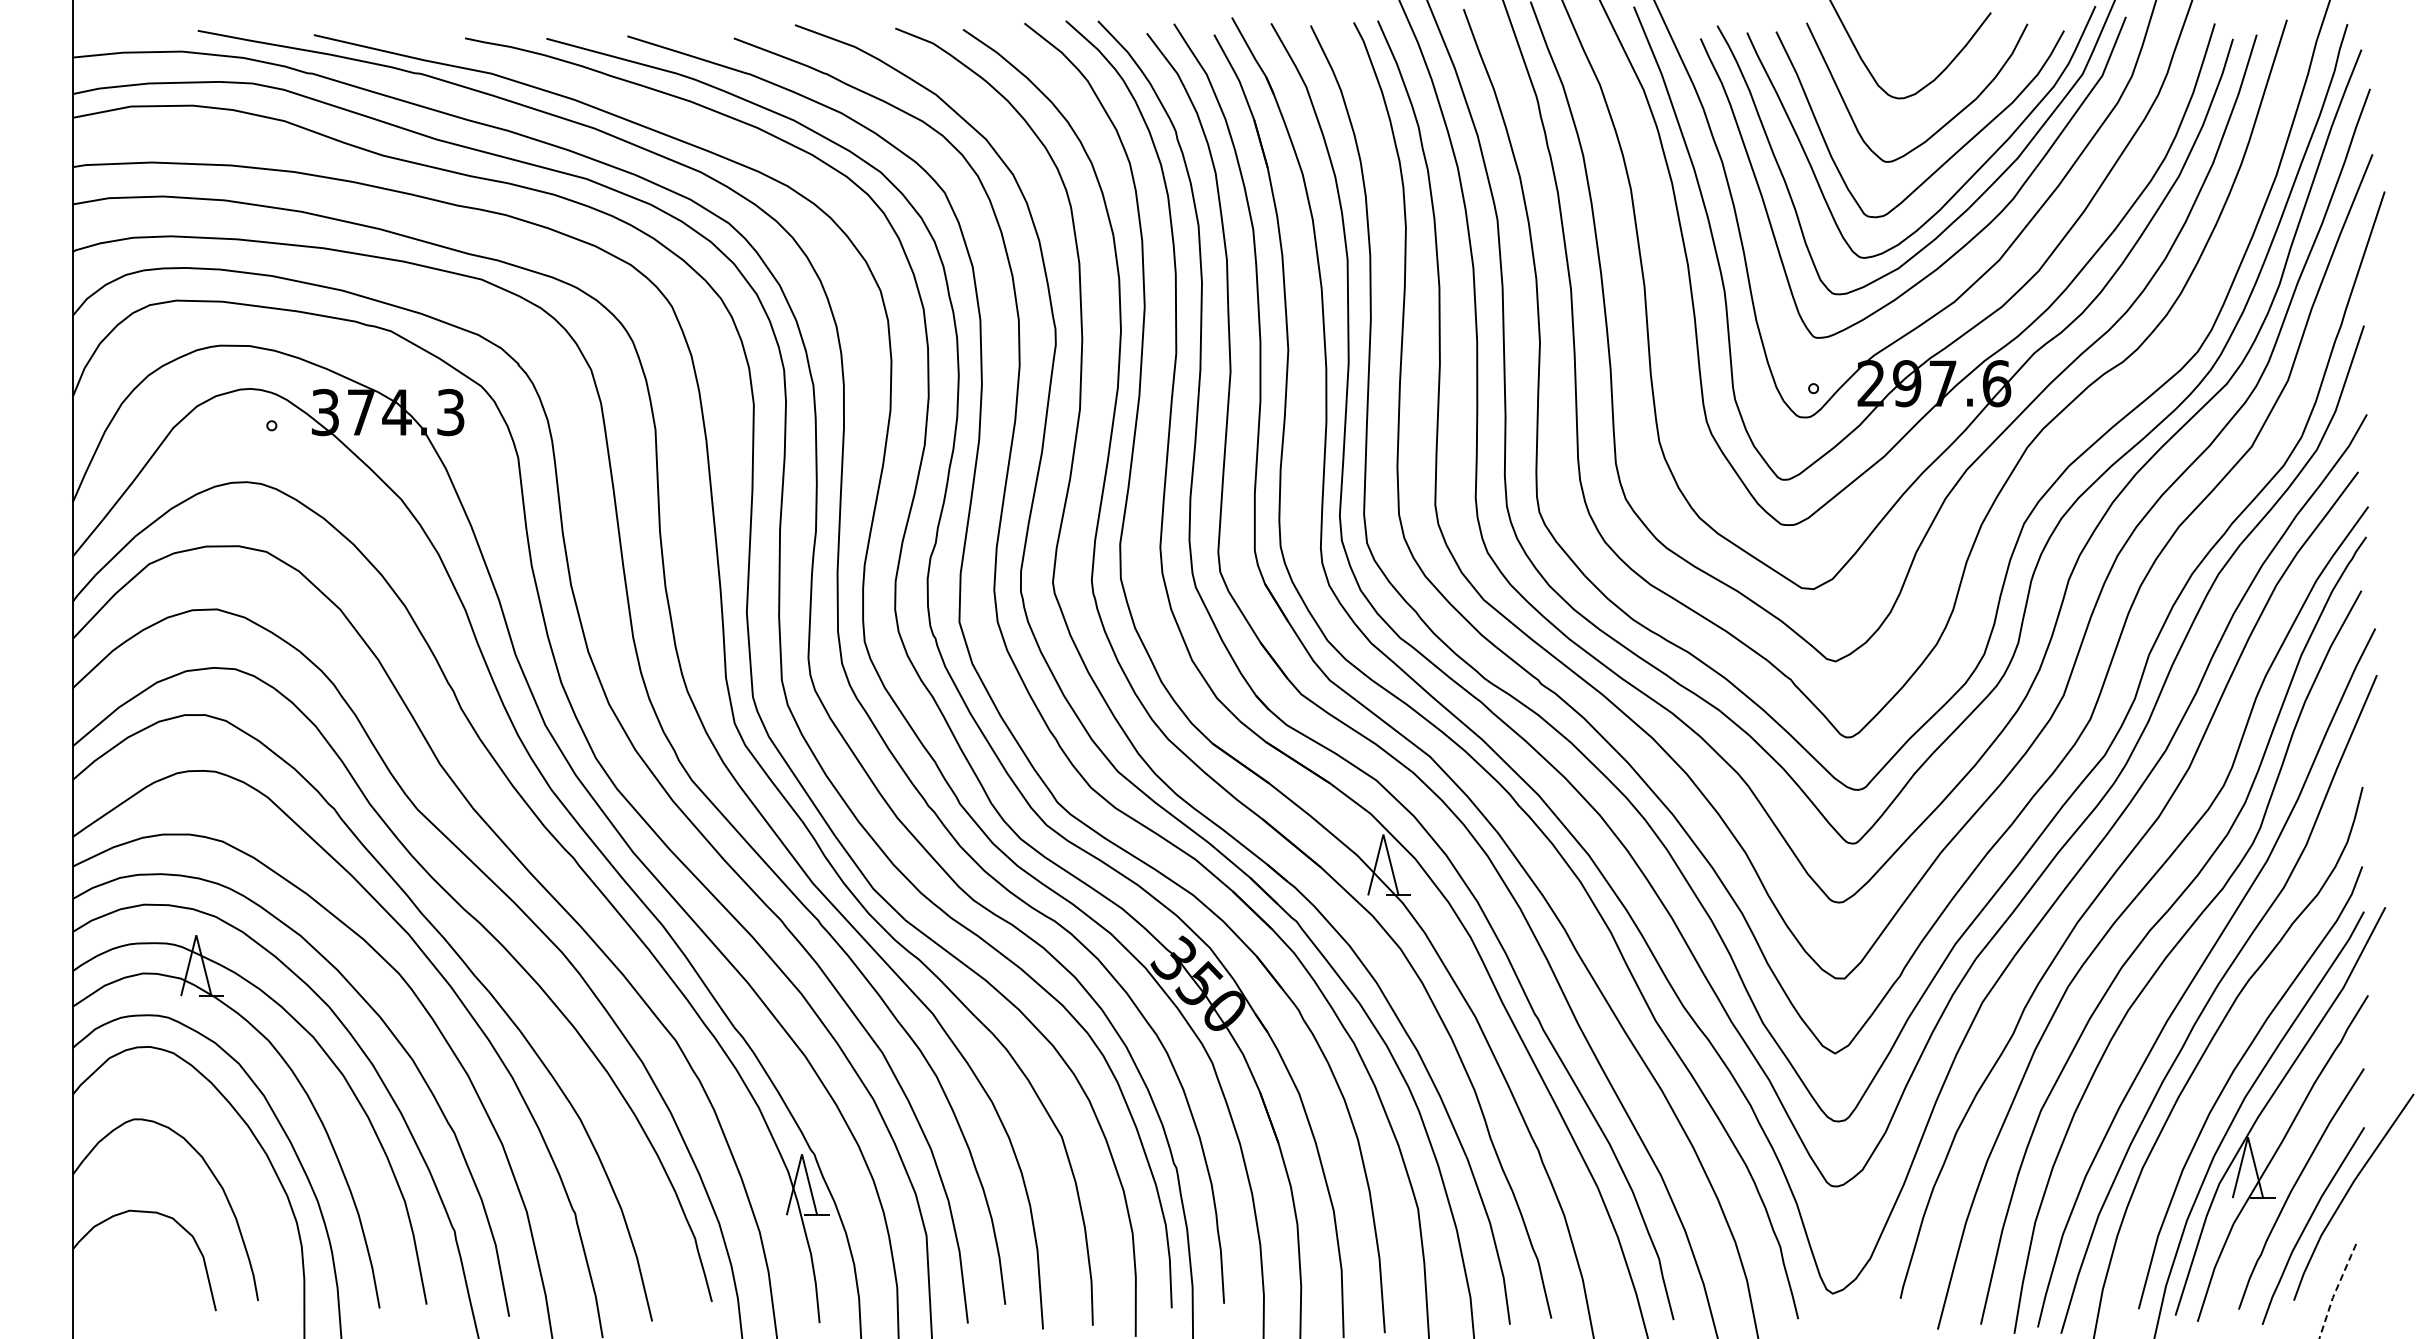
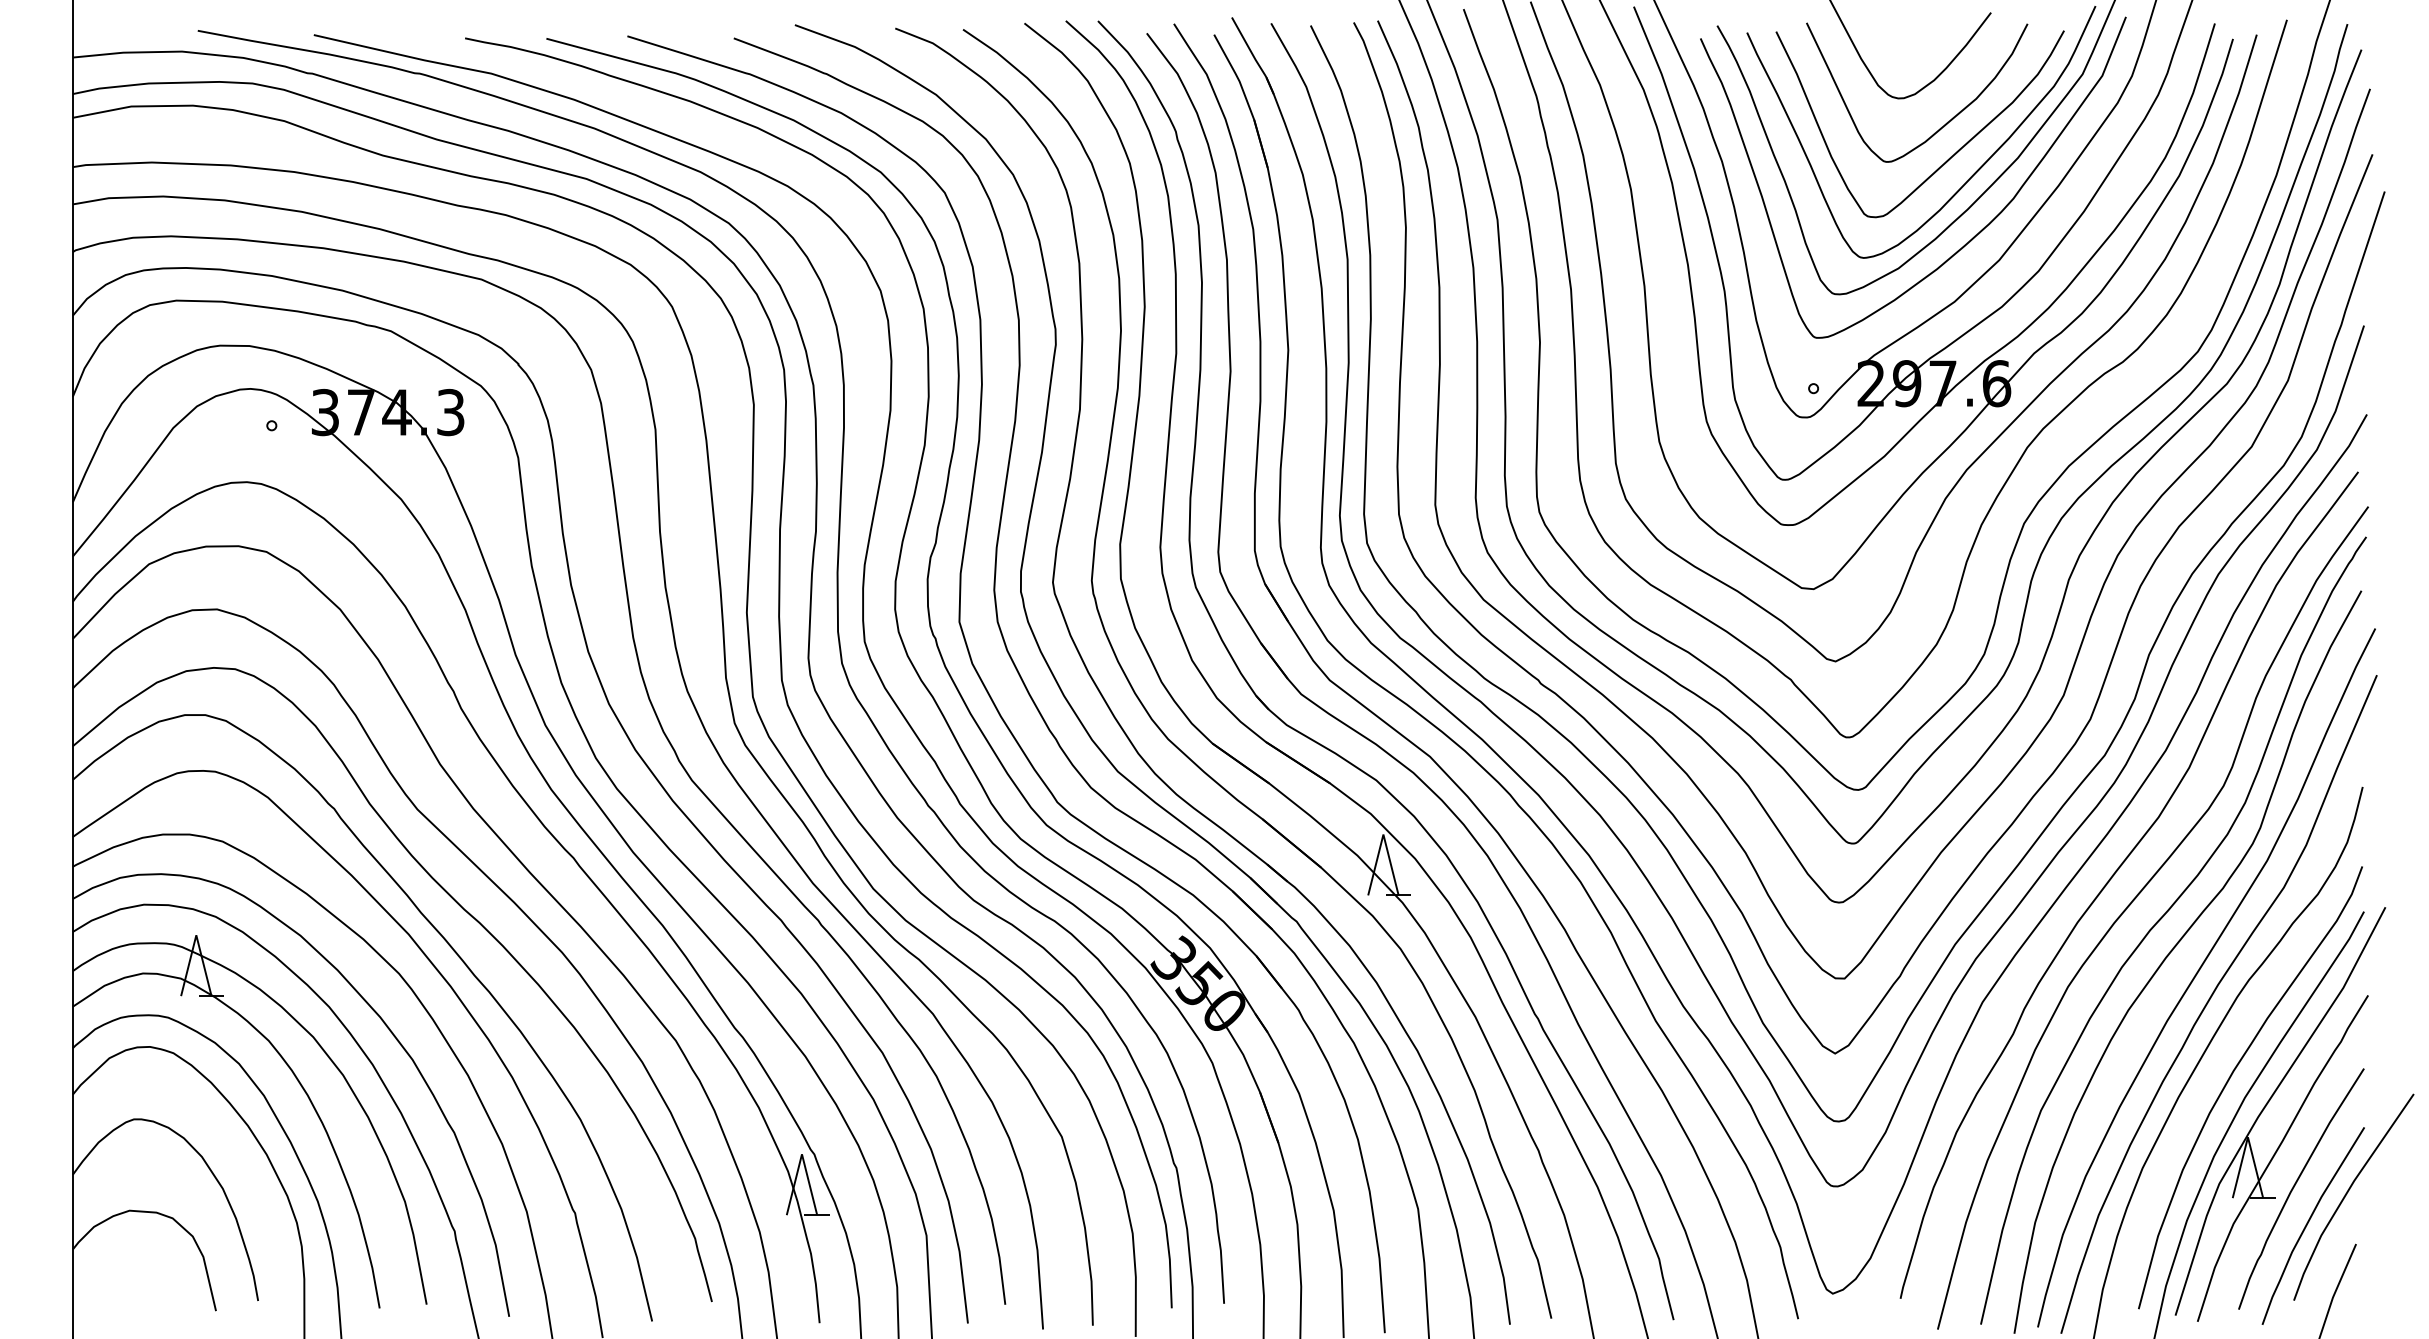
line: dashed -> solid (2335, 1291)
